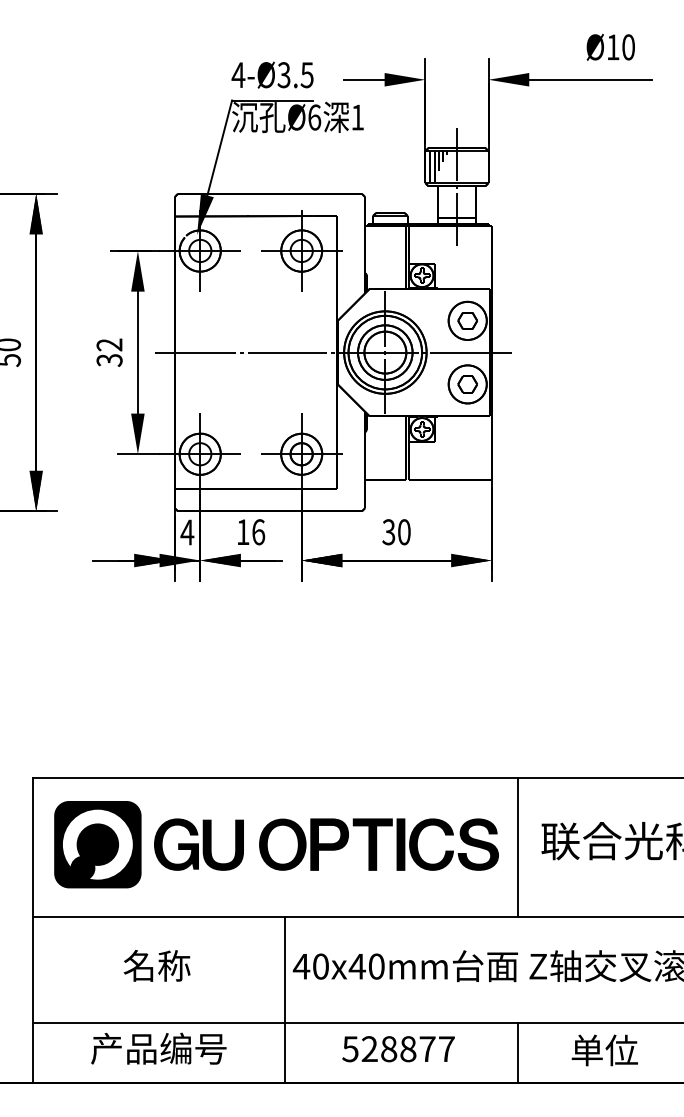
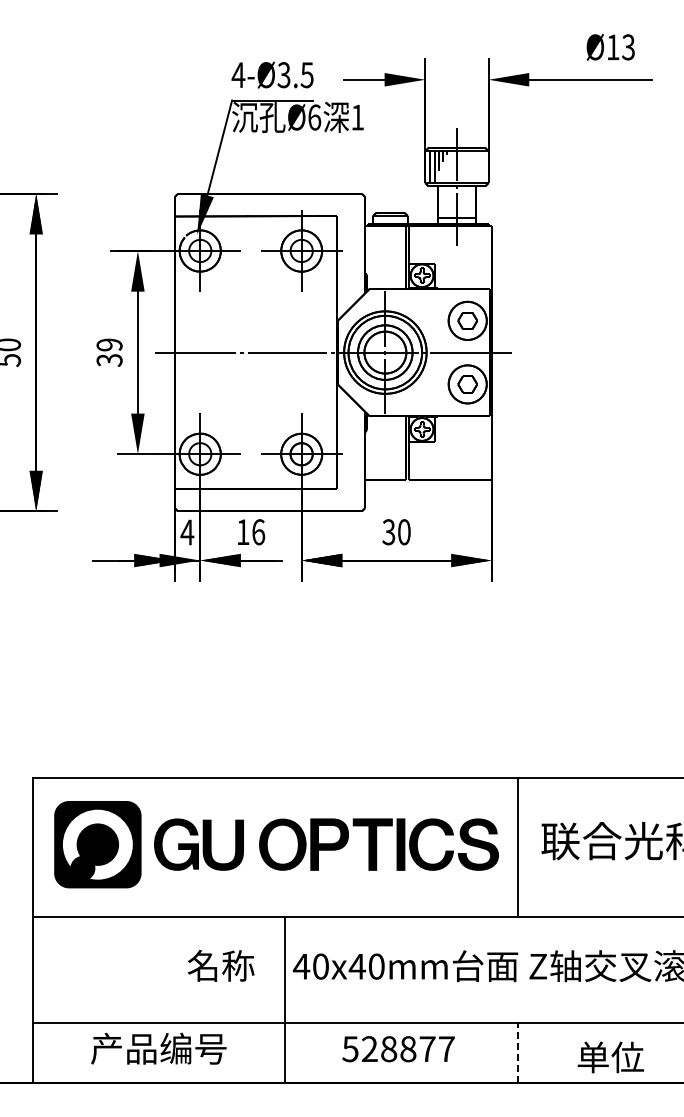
text: Ø10 -> Ø13 (628, 47)
text: 32 -> 39 (109, 344)
text position: (156, 965) -> (220, 965) (220, 965)
text position: (604, 1050) -> (610, 1057) (610, 1057)
line: solid -> dashed (517, 1053)
